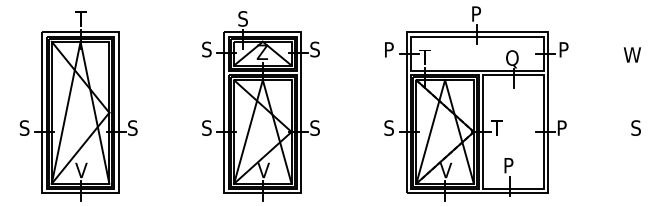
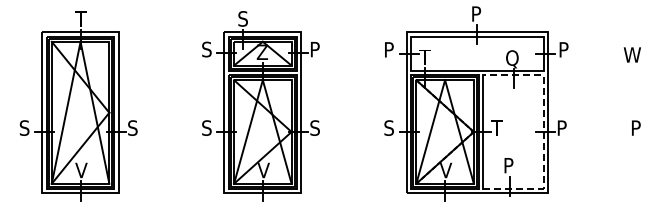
text: S -> P (314, 49)
text: S -> P (635, 127)
line: solid -> dashed (543, 131)
